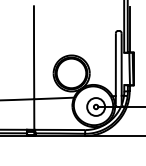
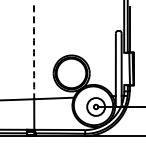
arc: solid -> dashed (34, 52)
